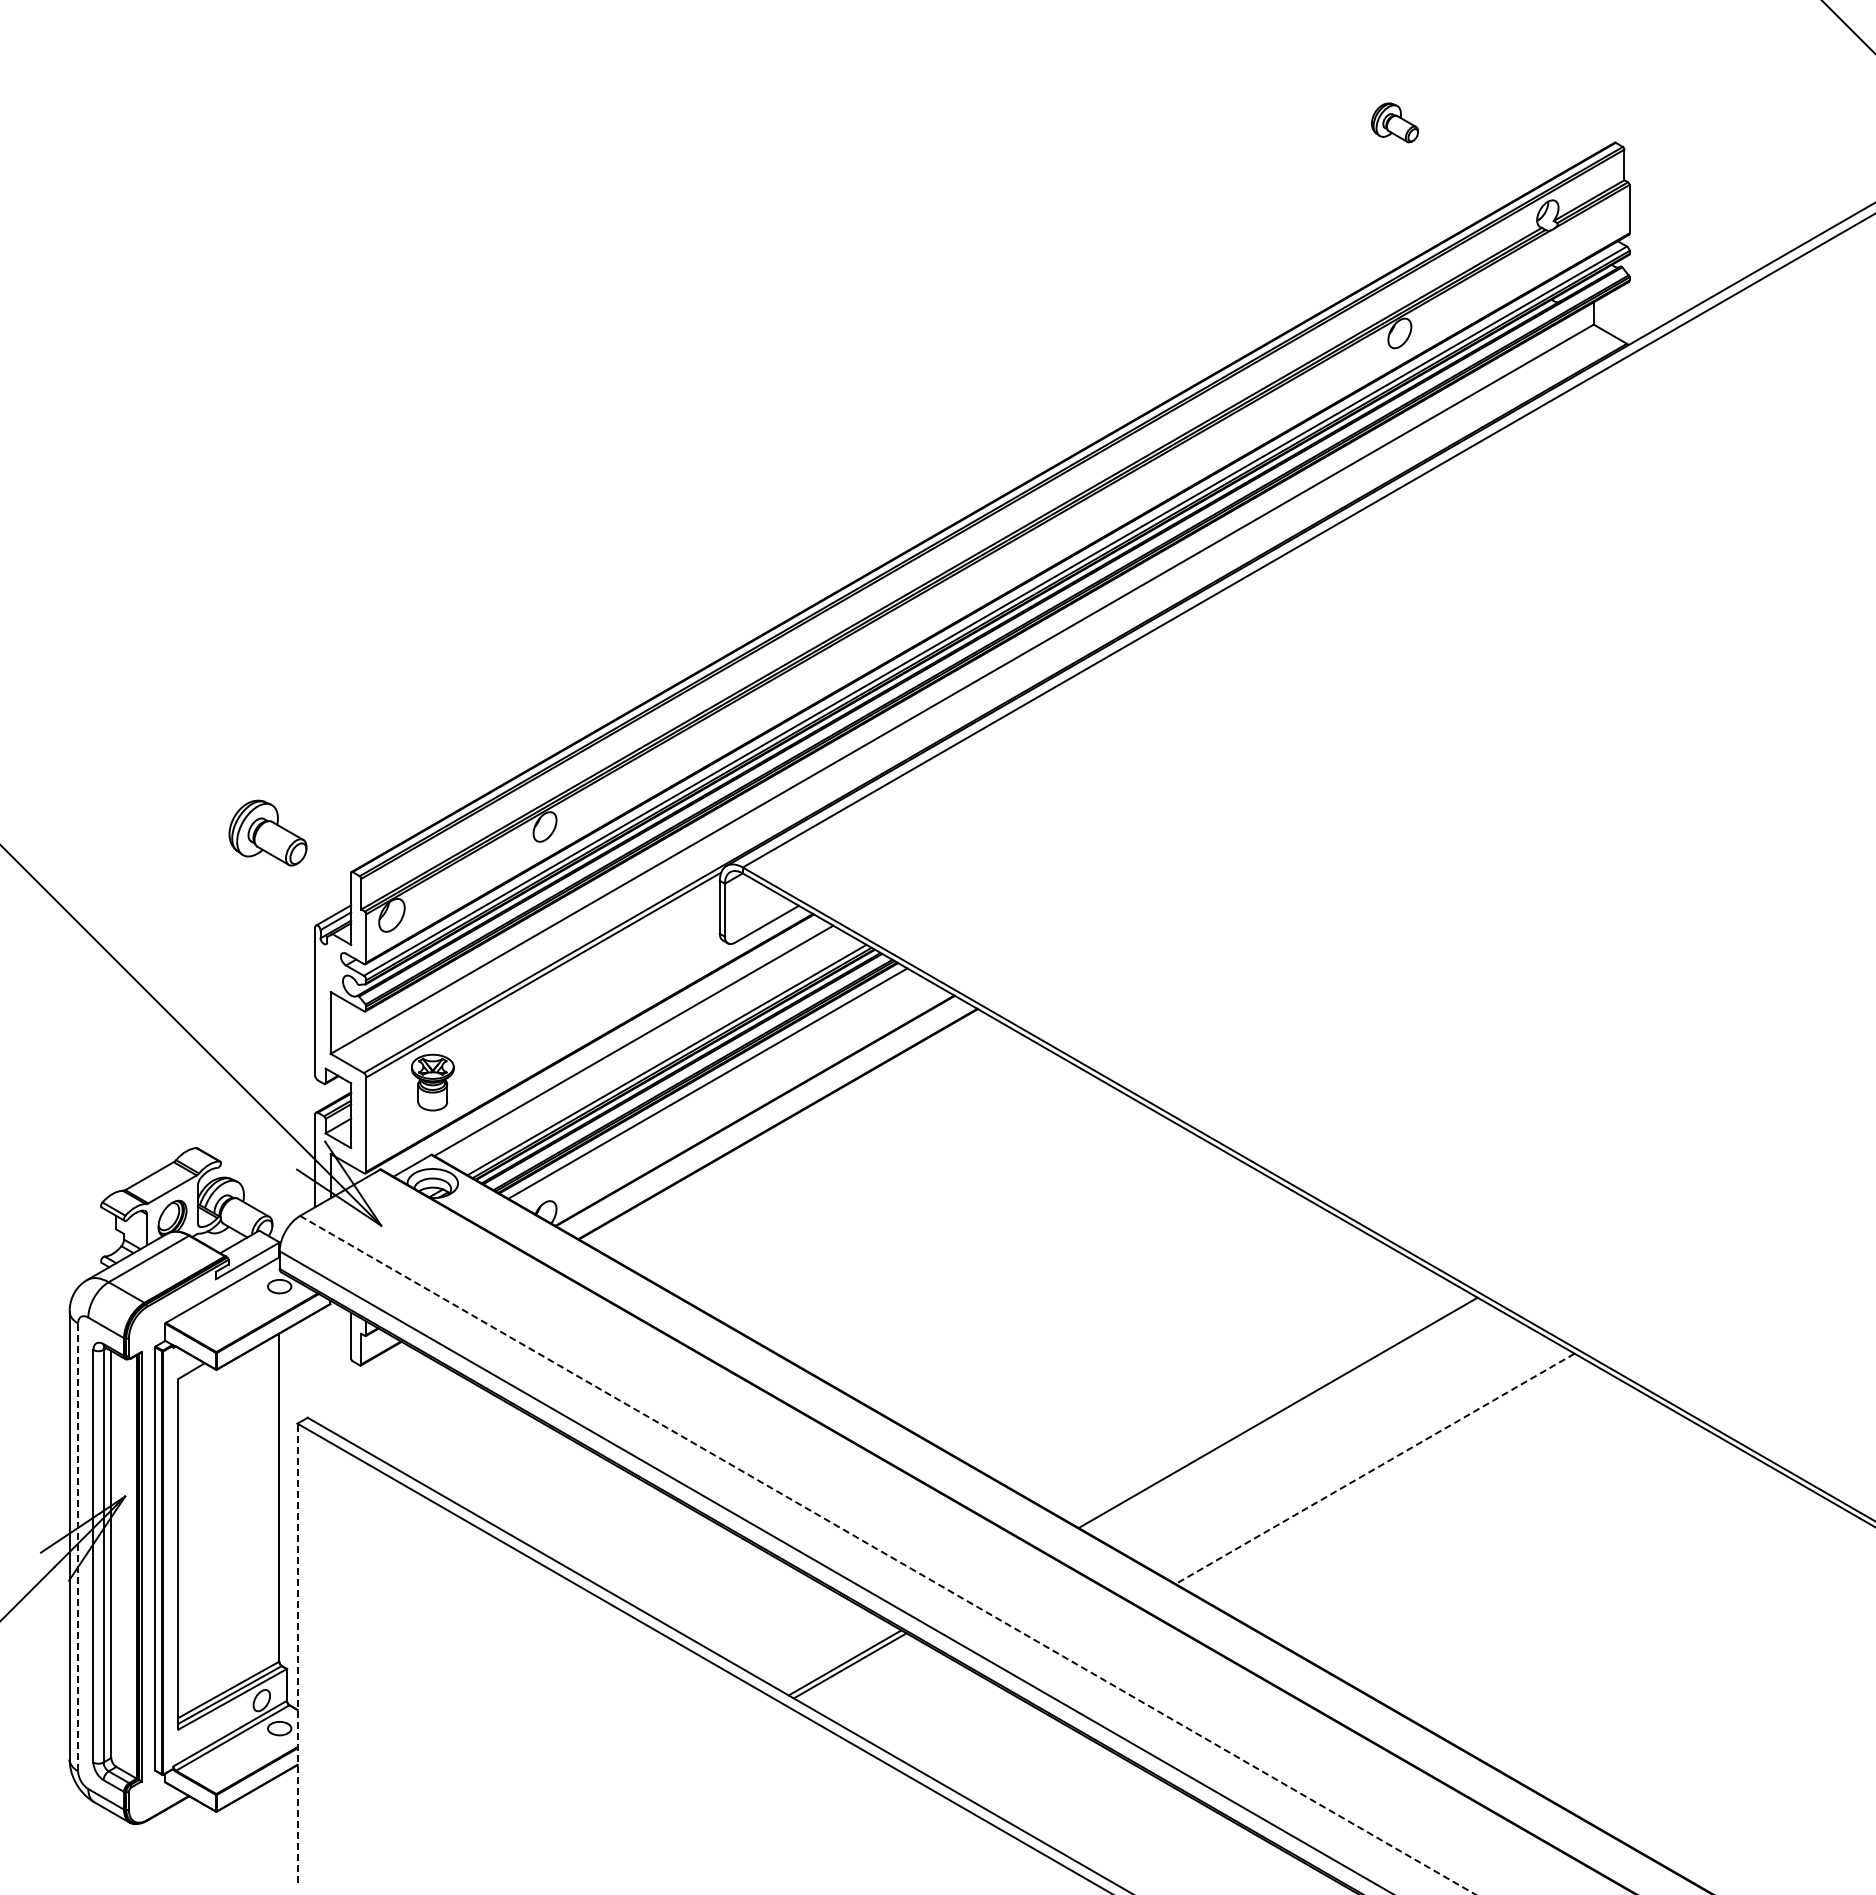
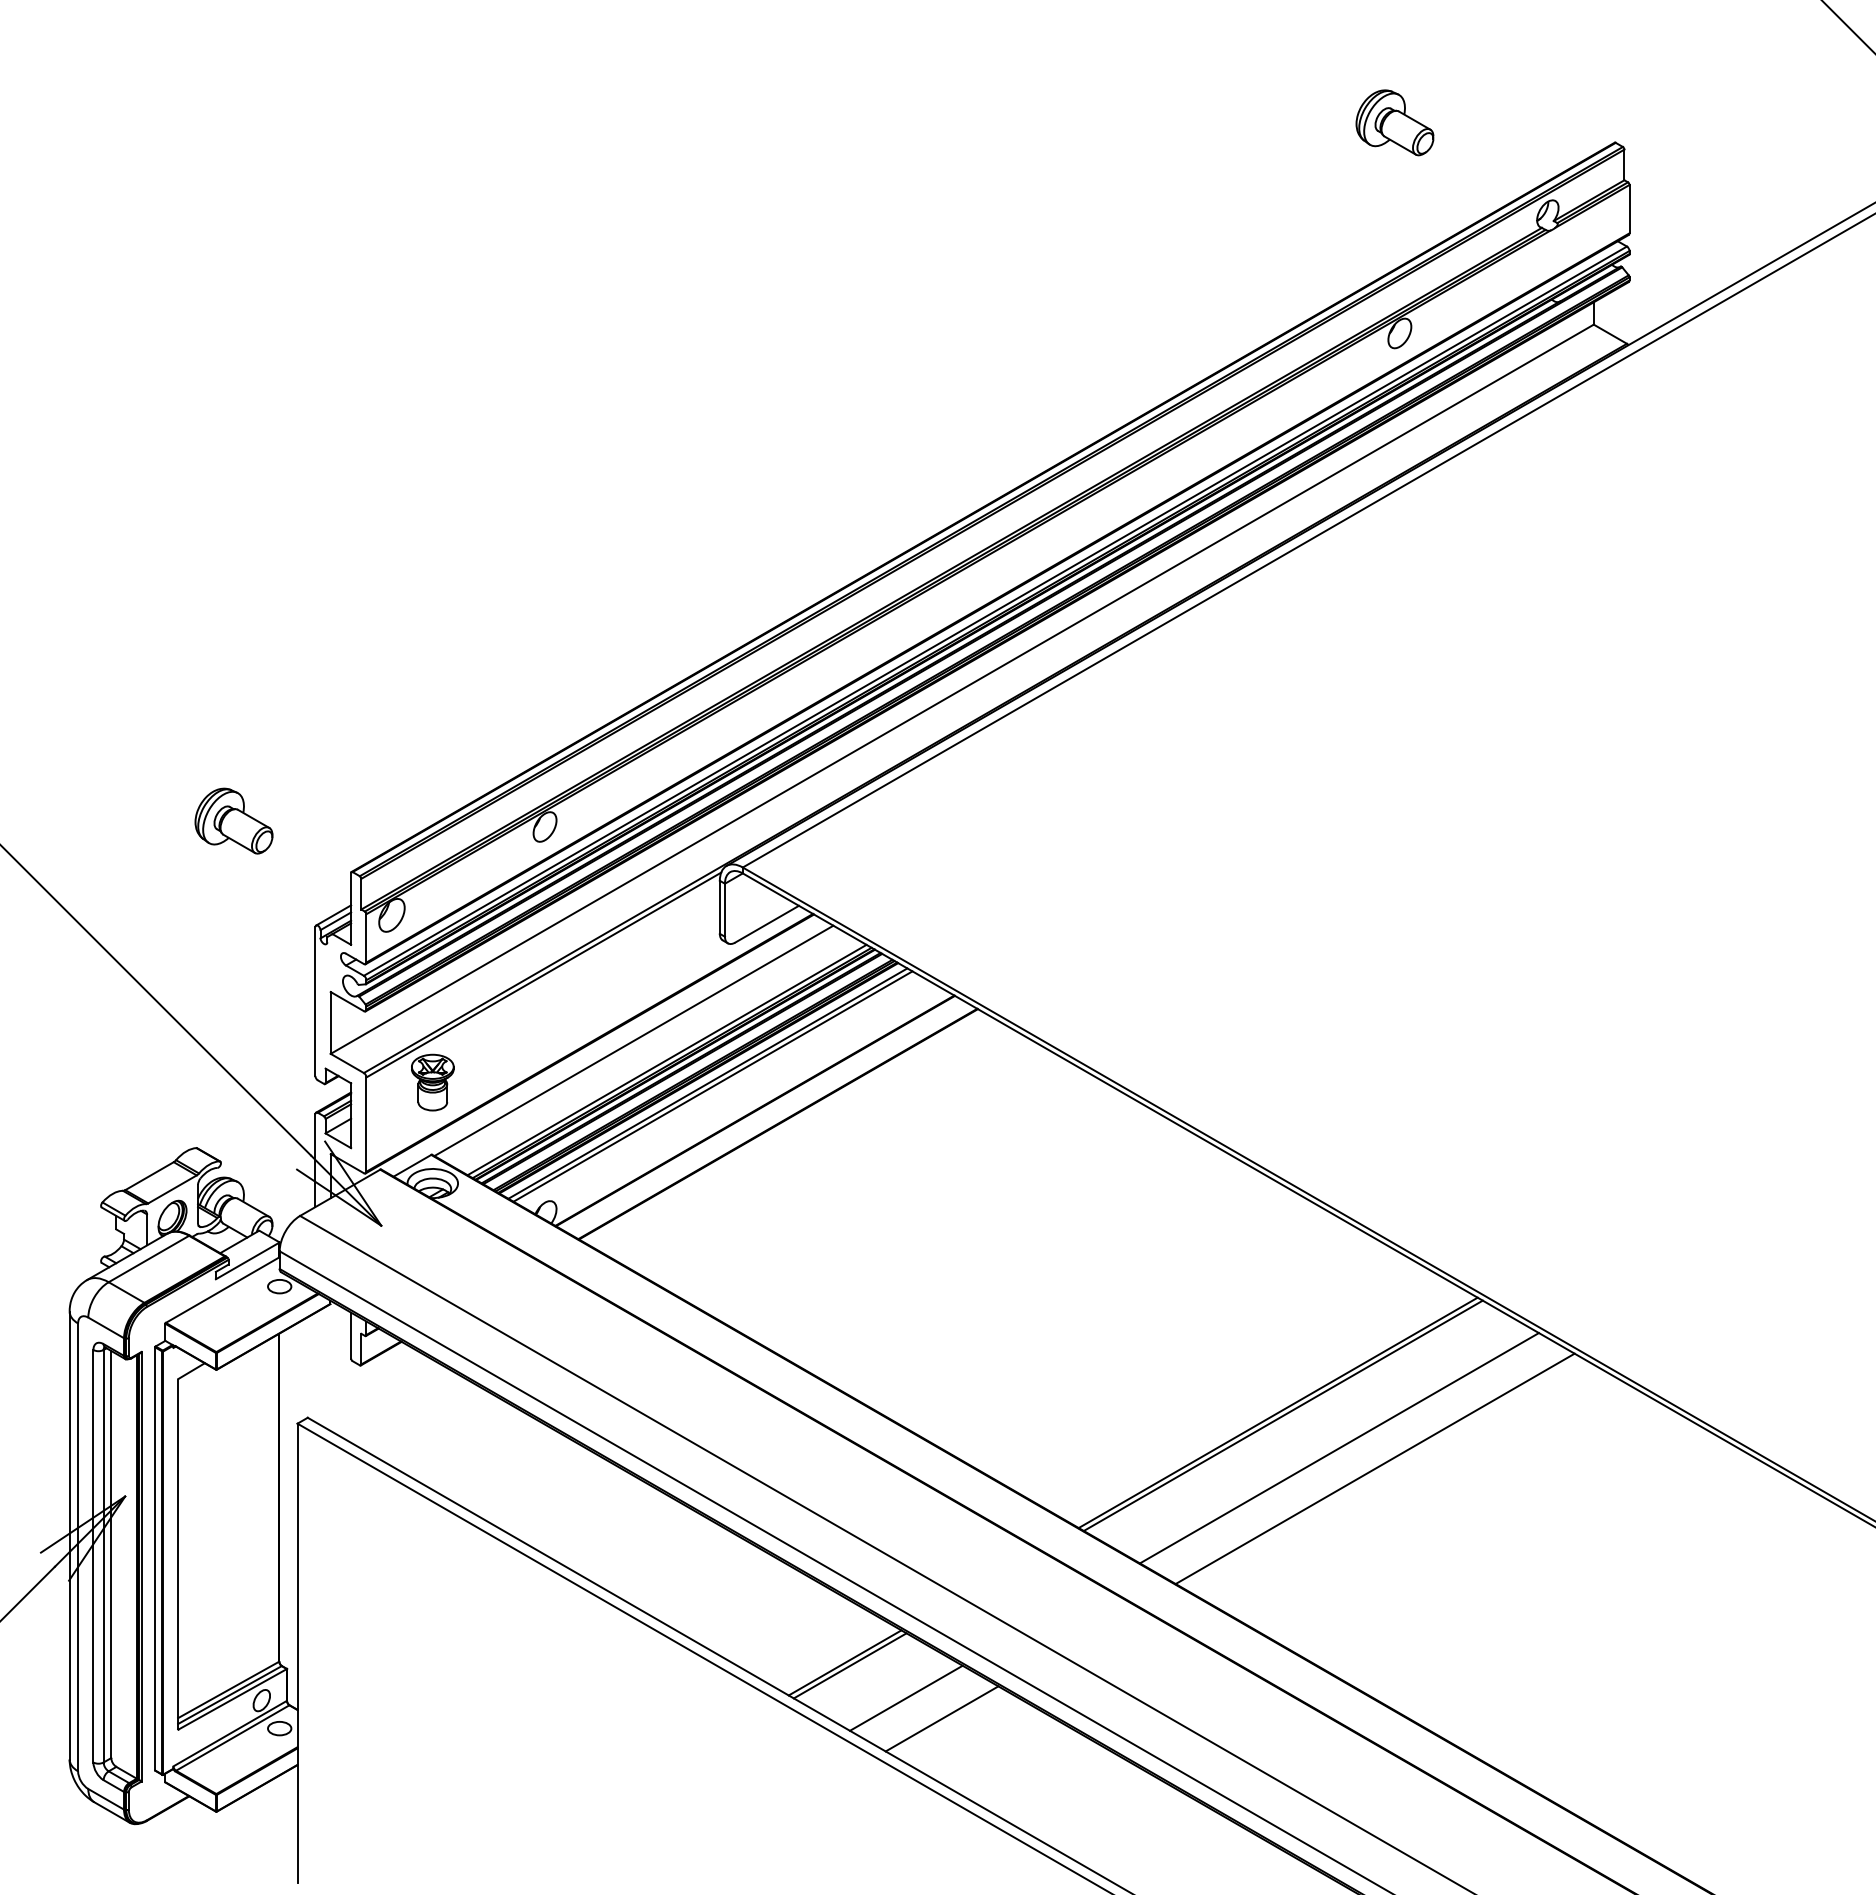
part size: 48x42 px -> 80x68 px (1394, 122)
part position: (267, 832) -> (233, 820) (233, 820)
line: none -> present (712, 1086)
line: none -> present (1282, 1415)
line: none -> present (1338, 1448)
line: dashed -> solid (1374, 1469)
line: dashed -> solid (78, 1547)
line: dashed -> solid (888, 1555)
line: dashed -> solid (297, 1653)
line: none -> present (906, 1697)
line: none -> present (941, 1718)
